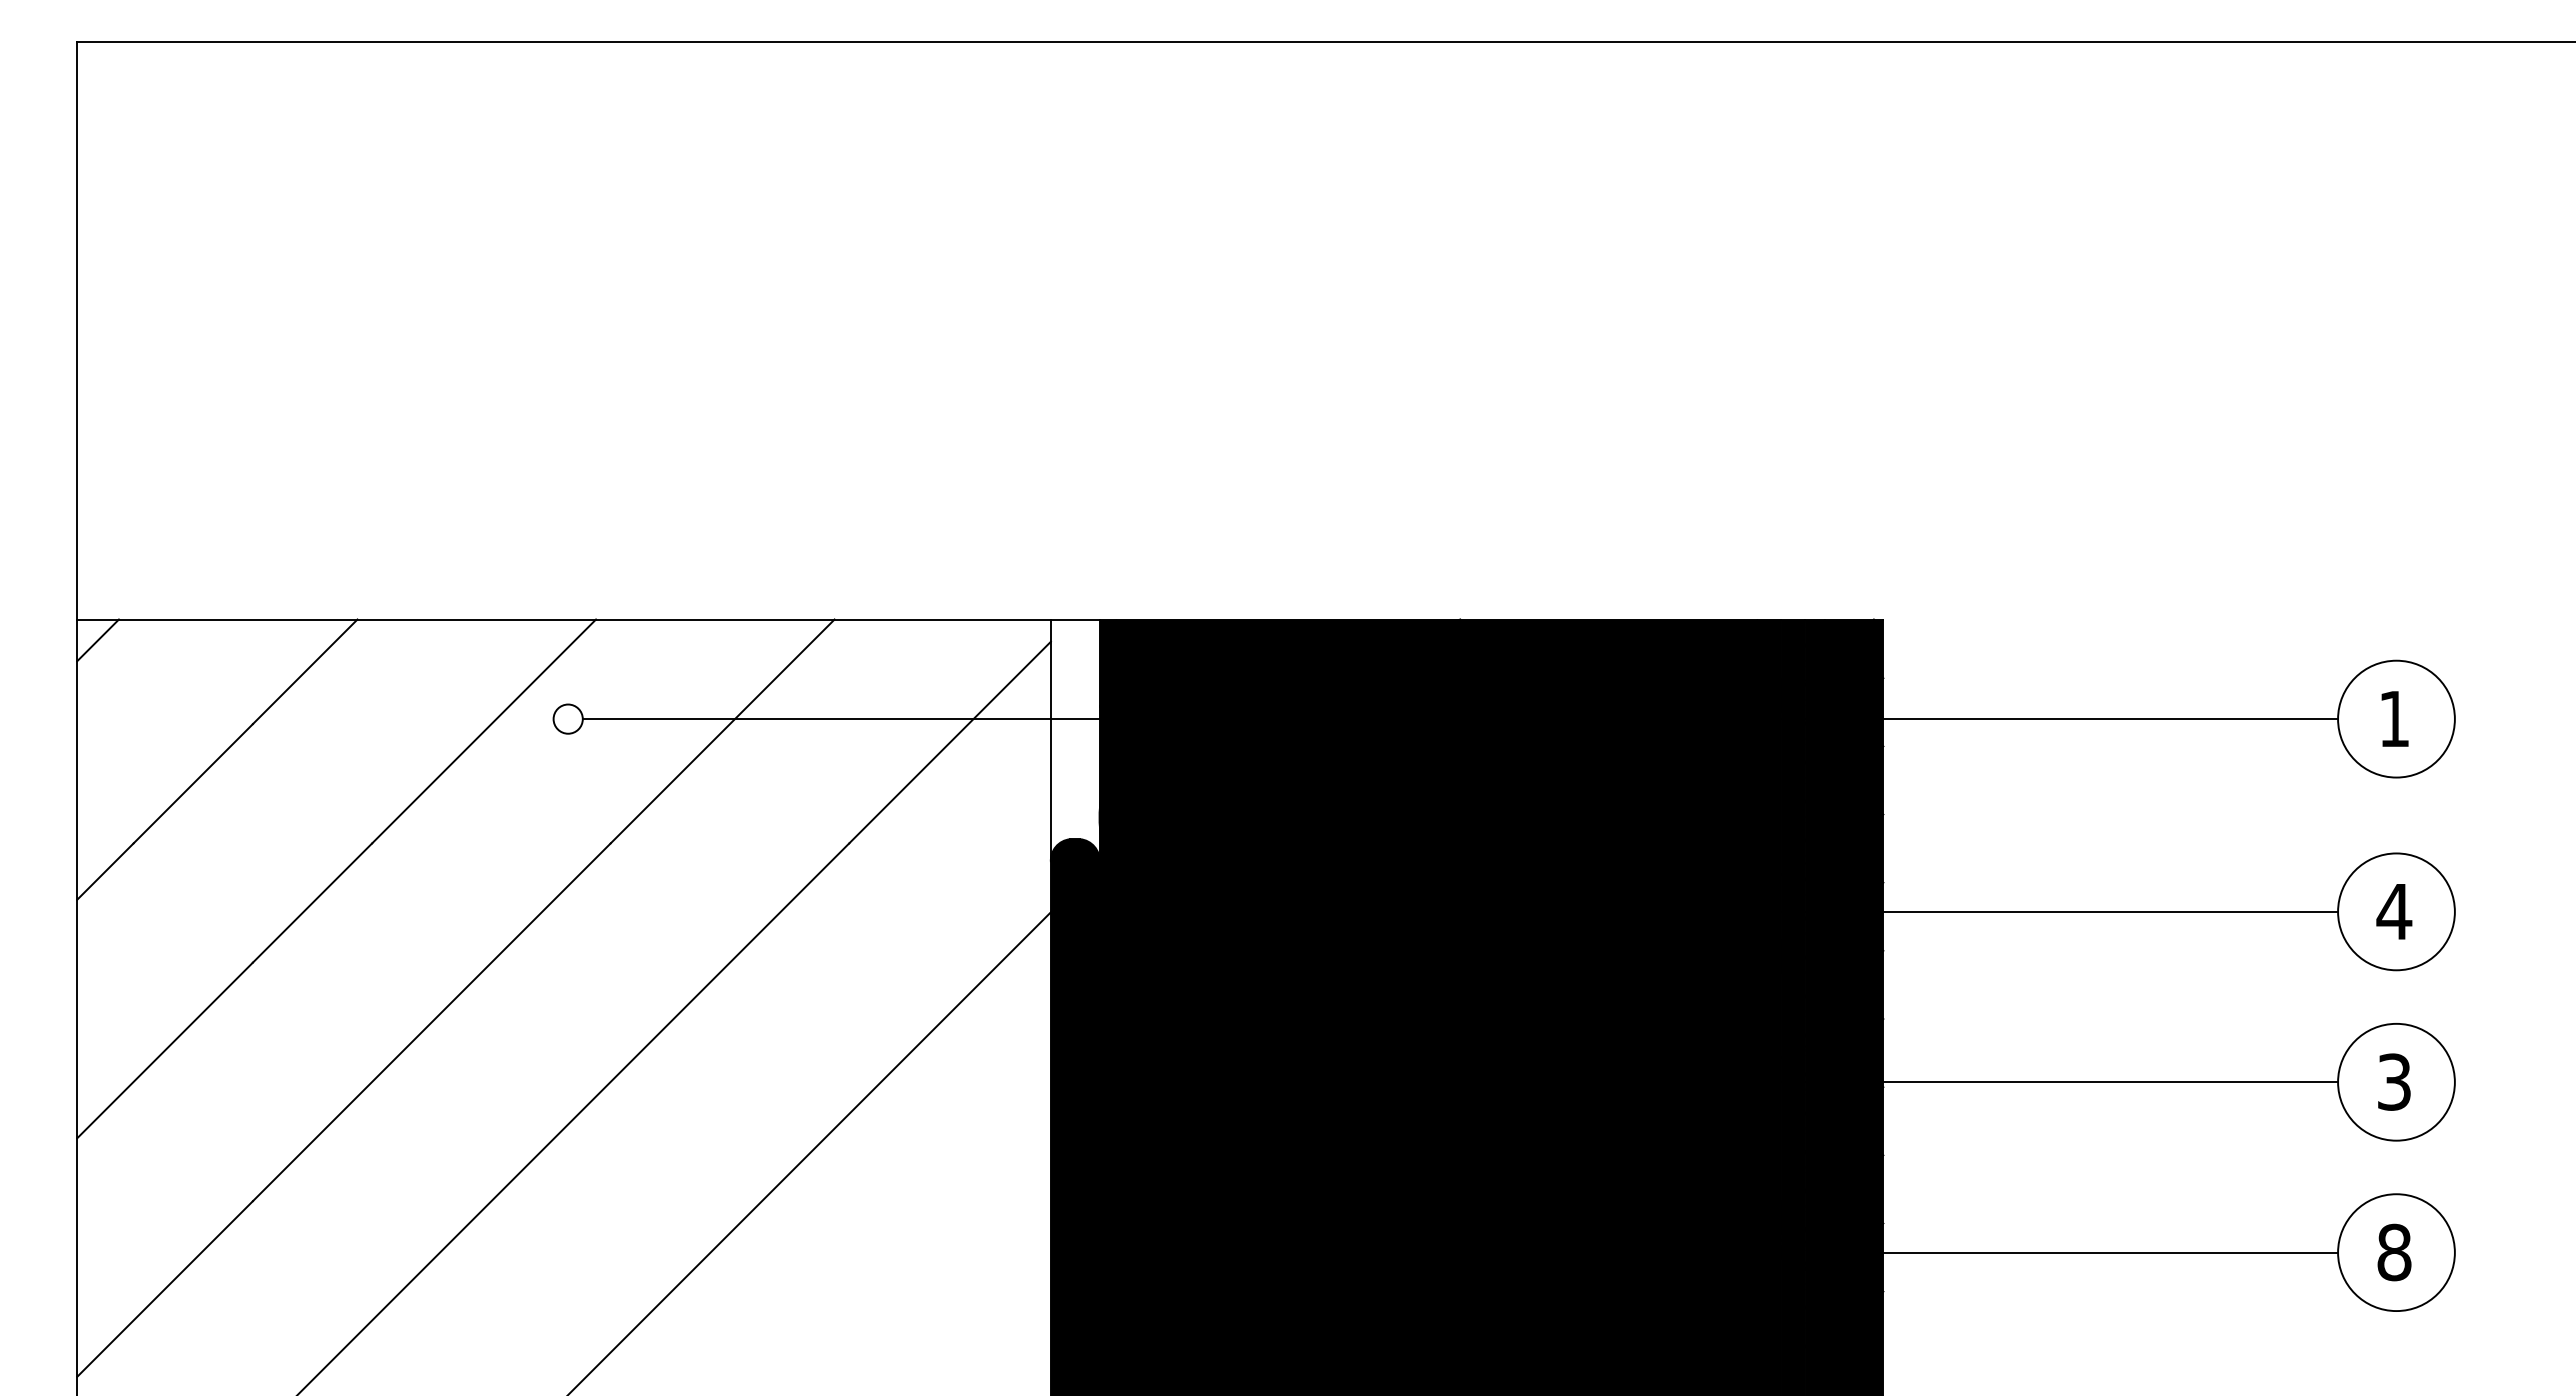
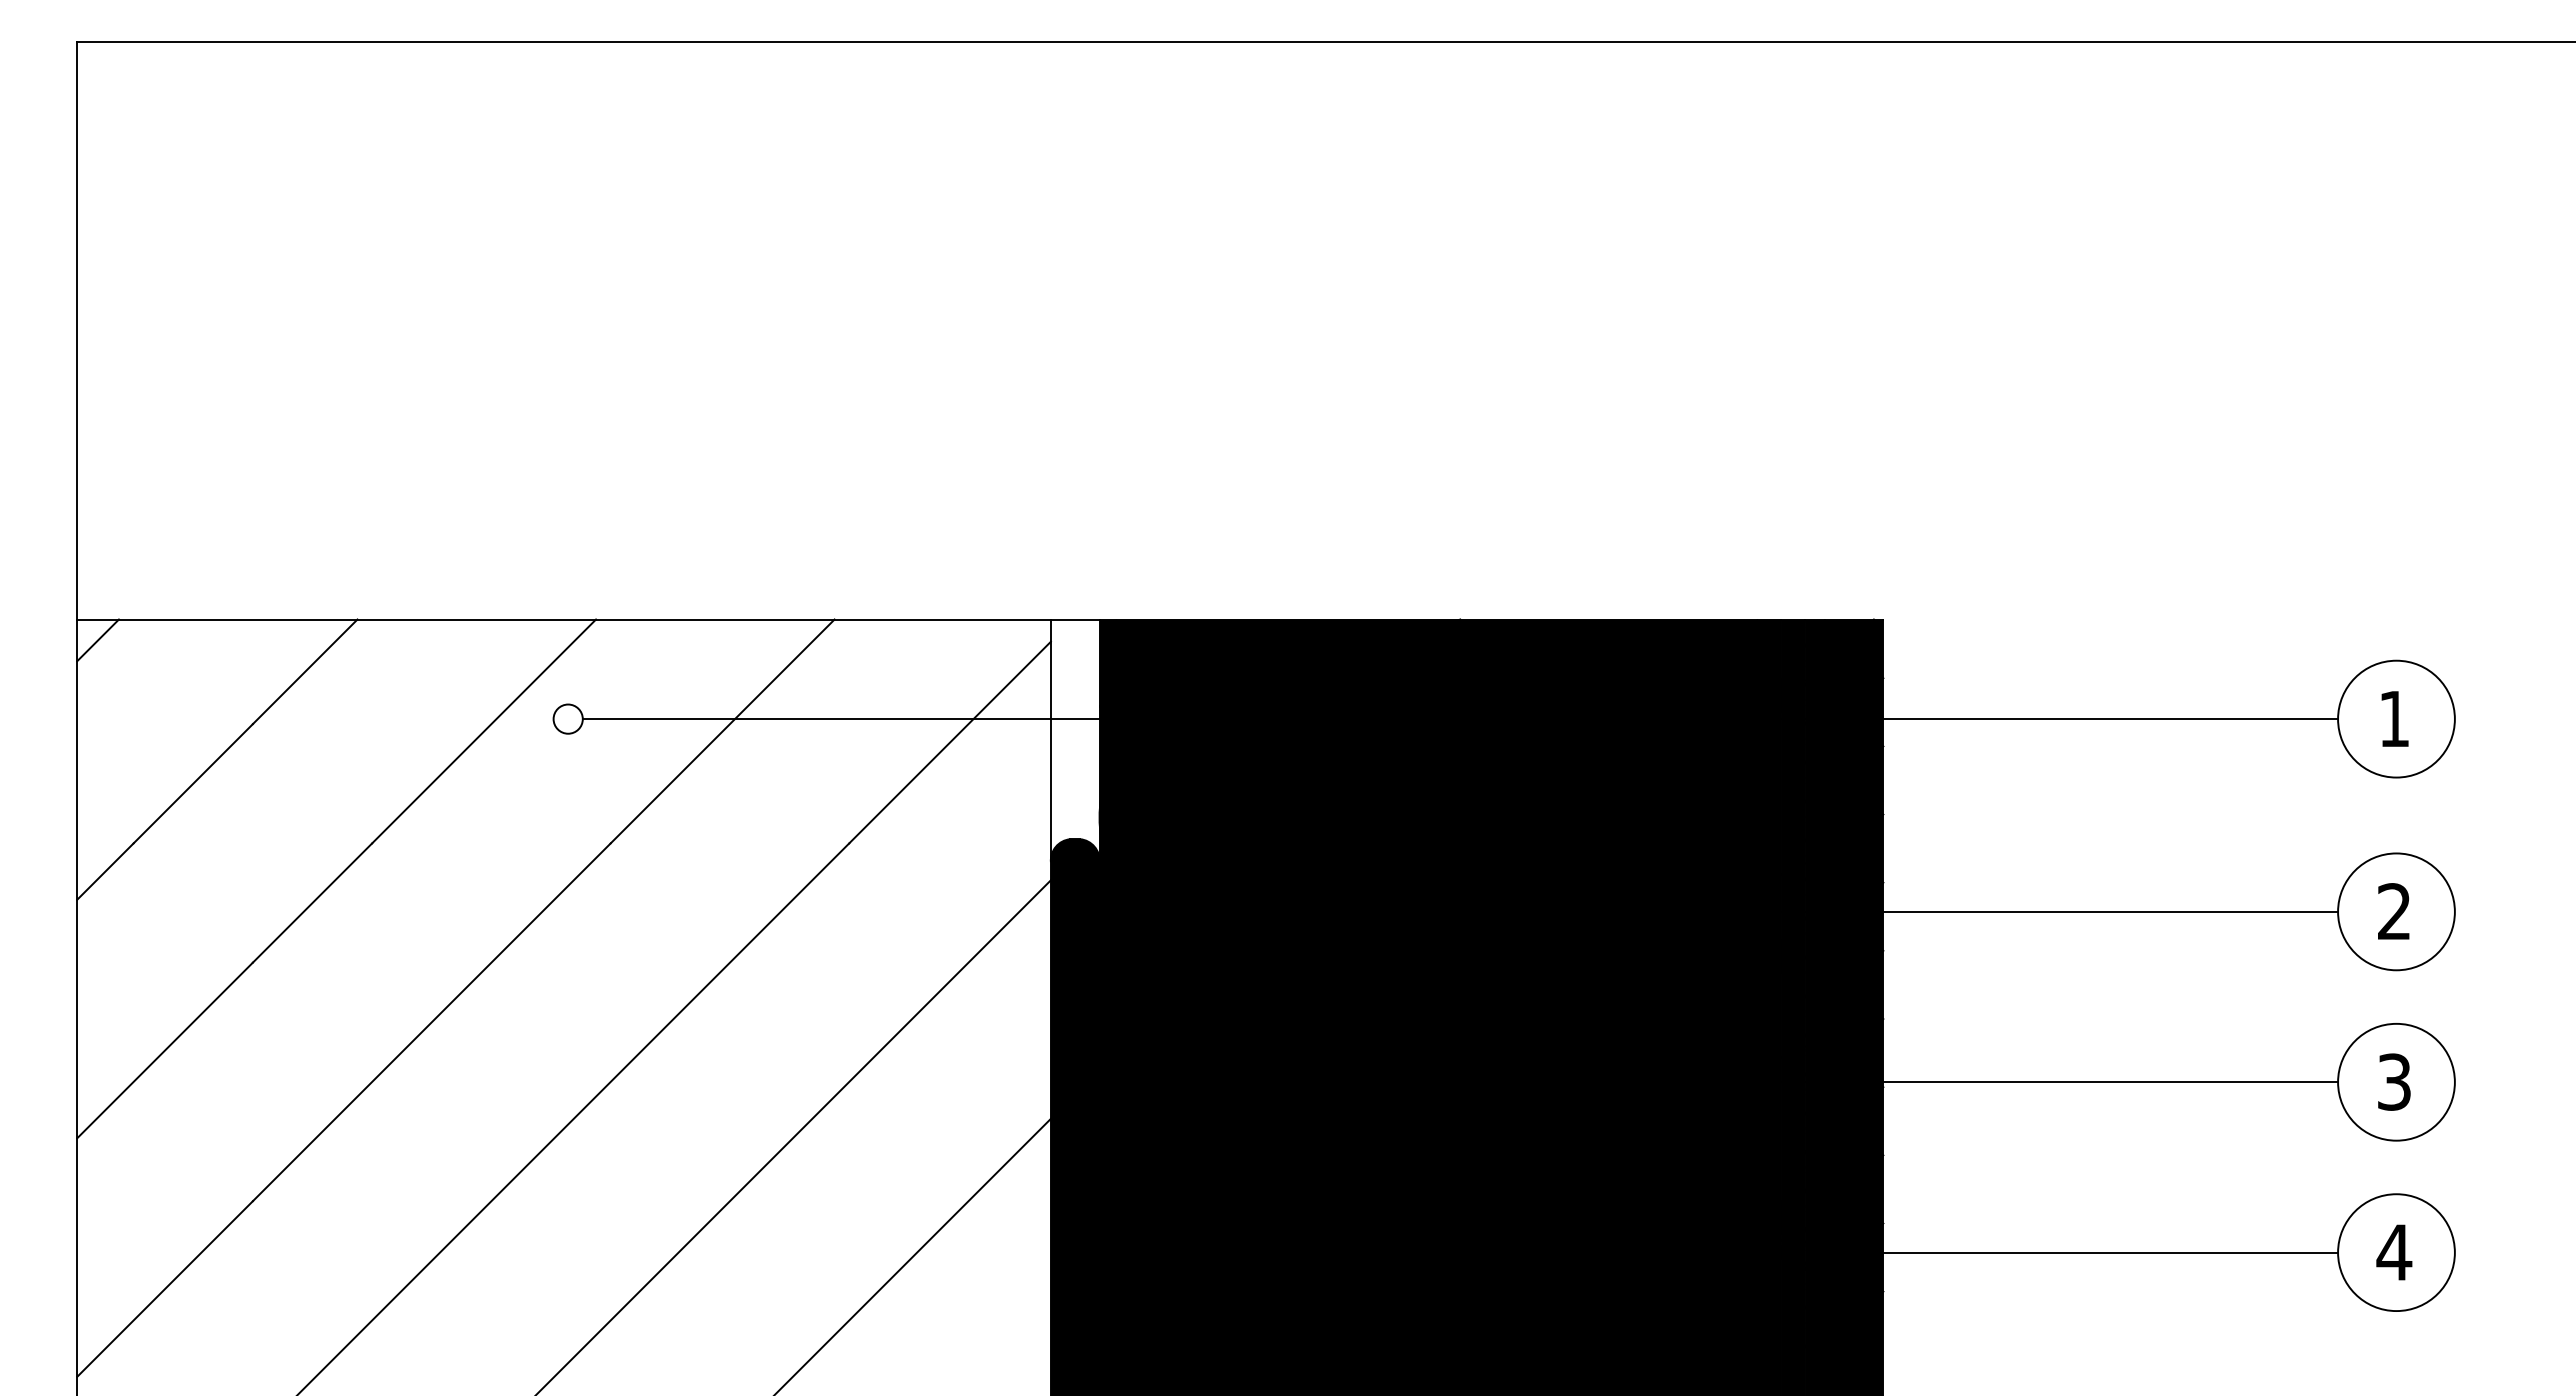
text: 4 -> 2 (2394, 911)
line position: (818, 1144) -> (794, 1136) (794, 1136)
text: 8 -> 4 (2394, 1252)
line: none -> present (913, 1255)
